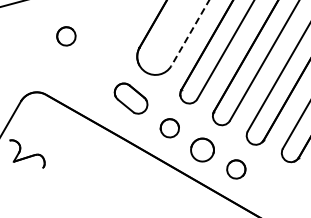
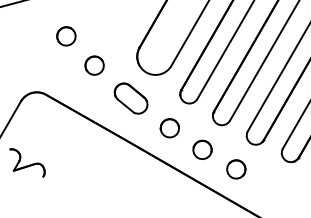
line: dashed -> solid (190, 33)
part: none -> present (94, 65)
part size: 25x26 px -> 21x21 px (202, 149)
part position: (27, 153) -> (27, 162) (27, 162)
